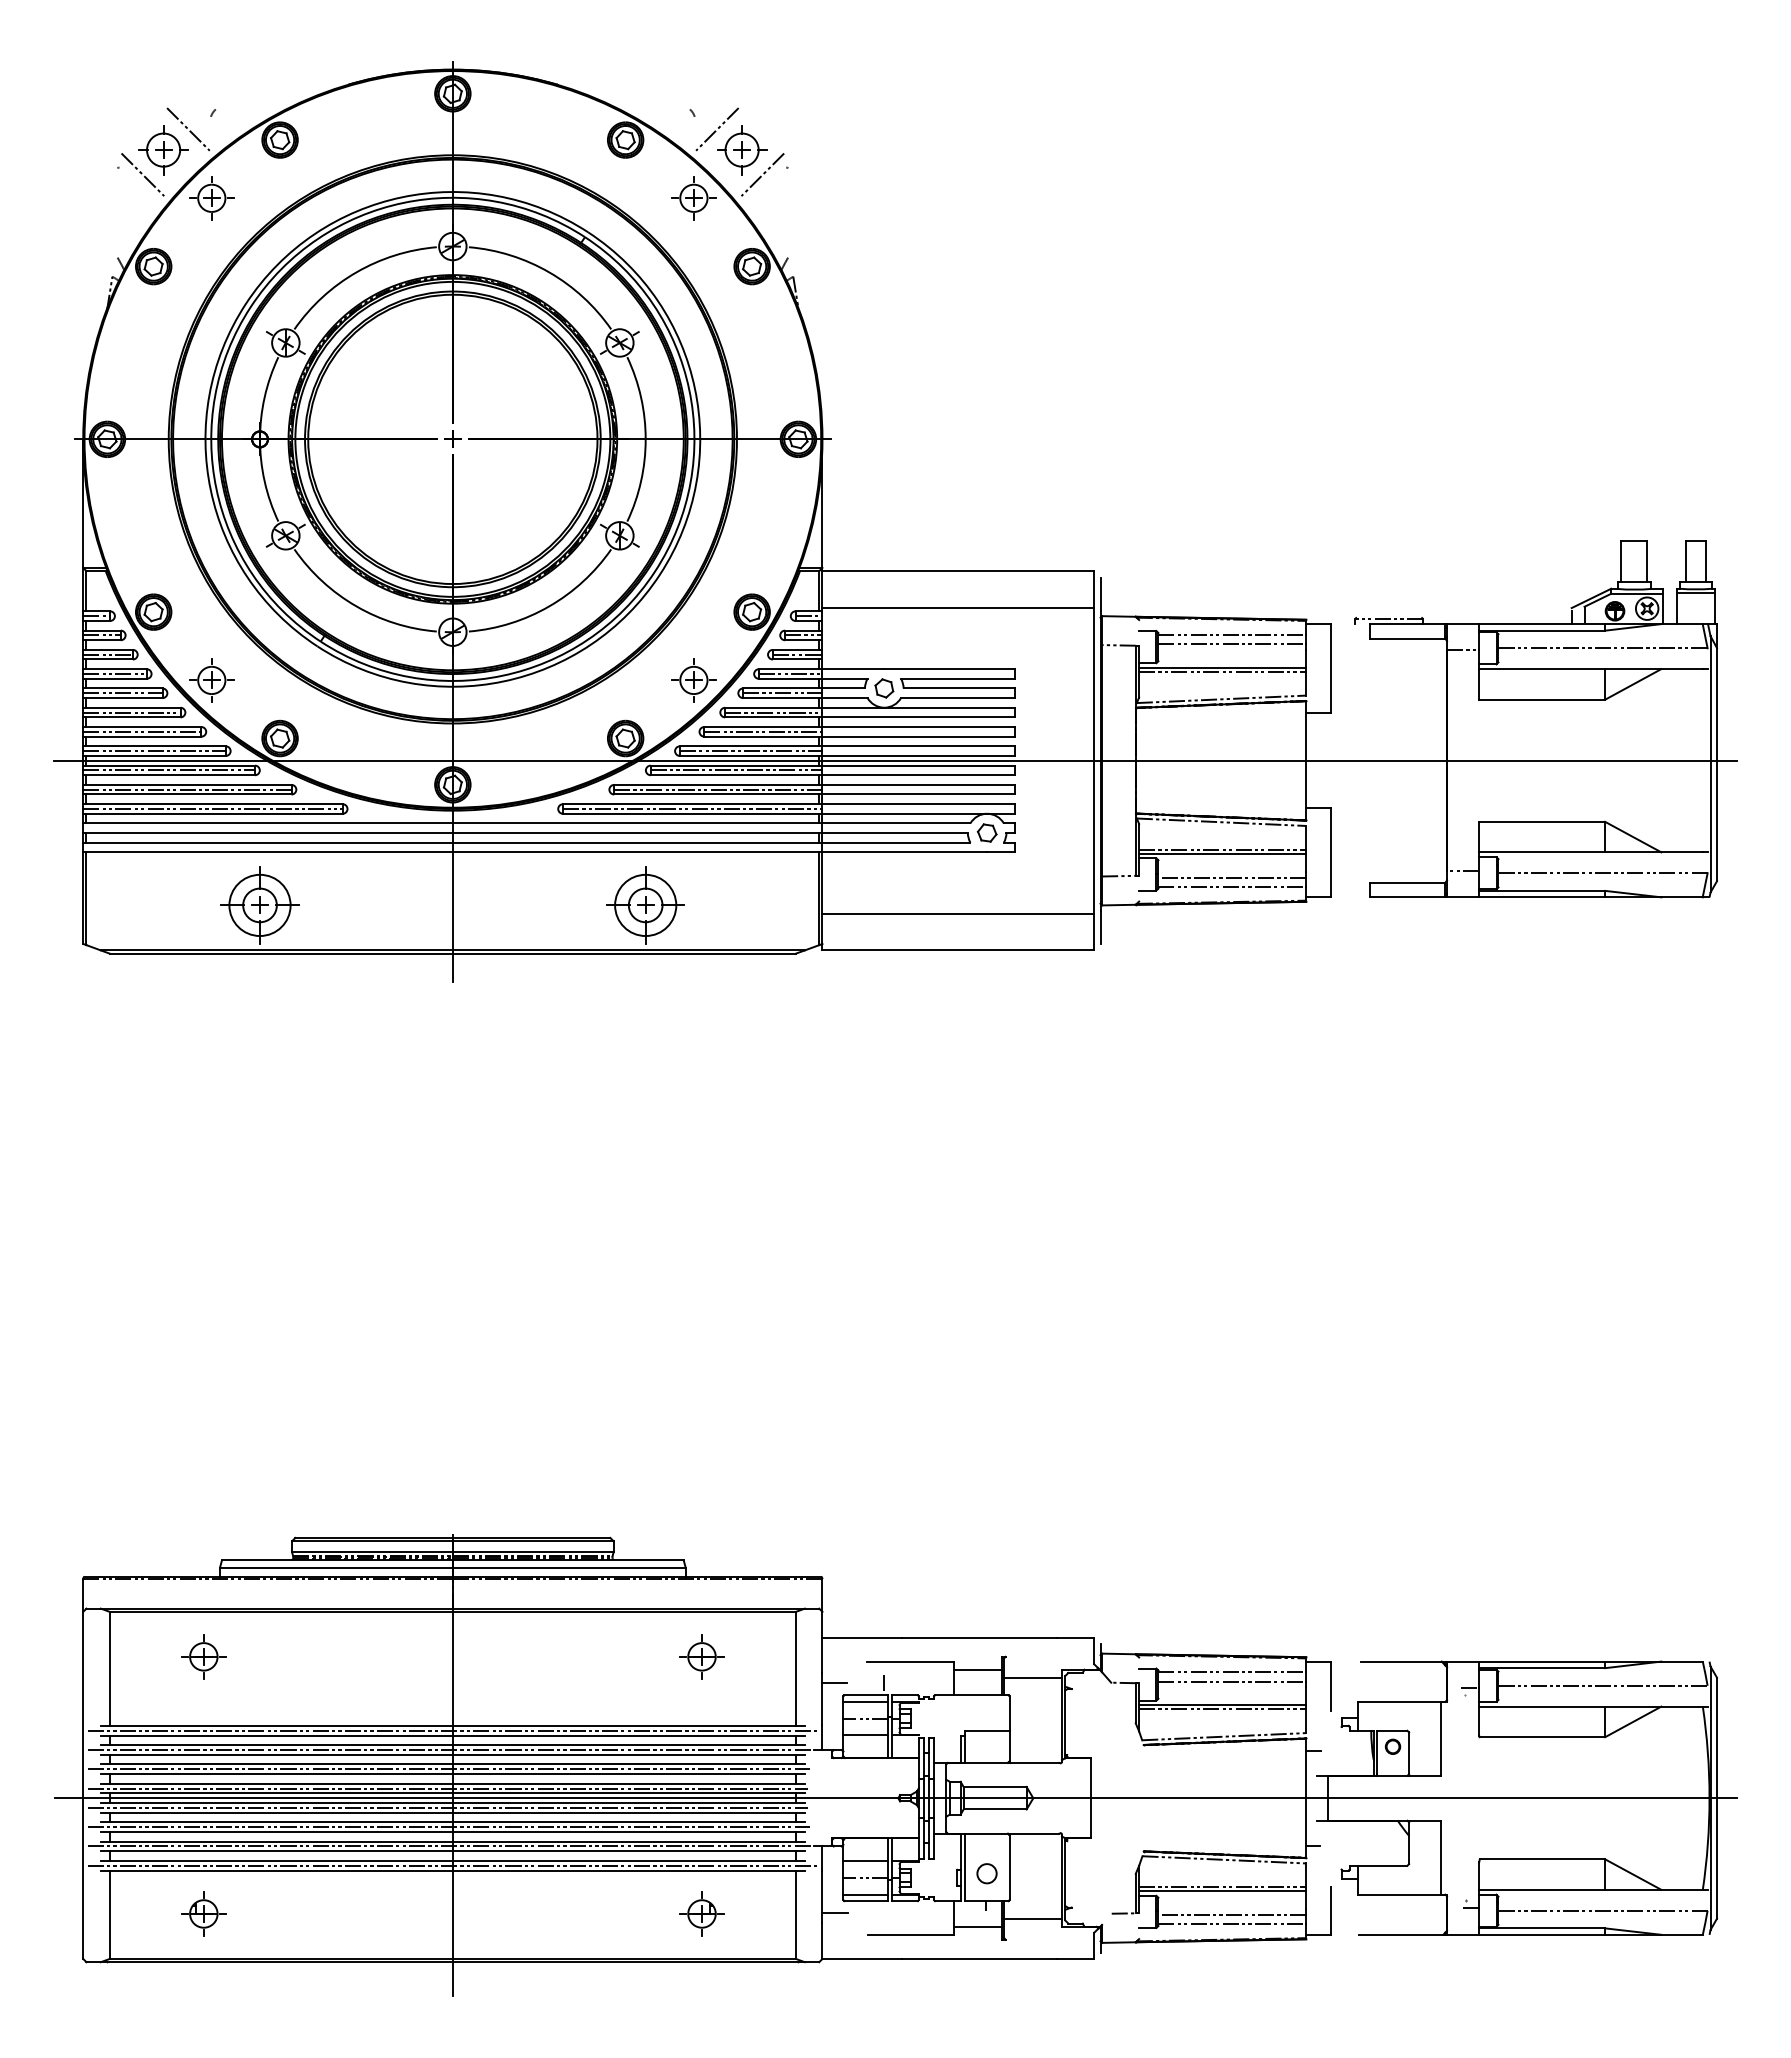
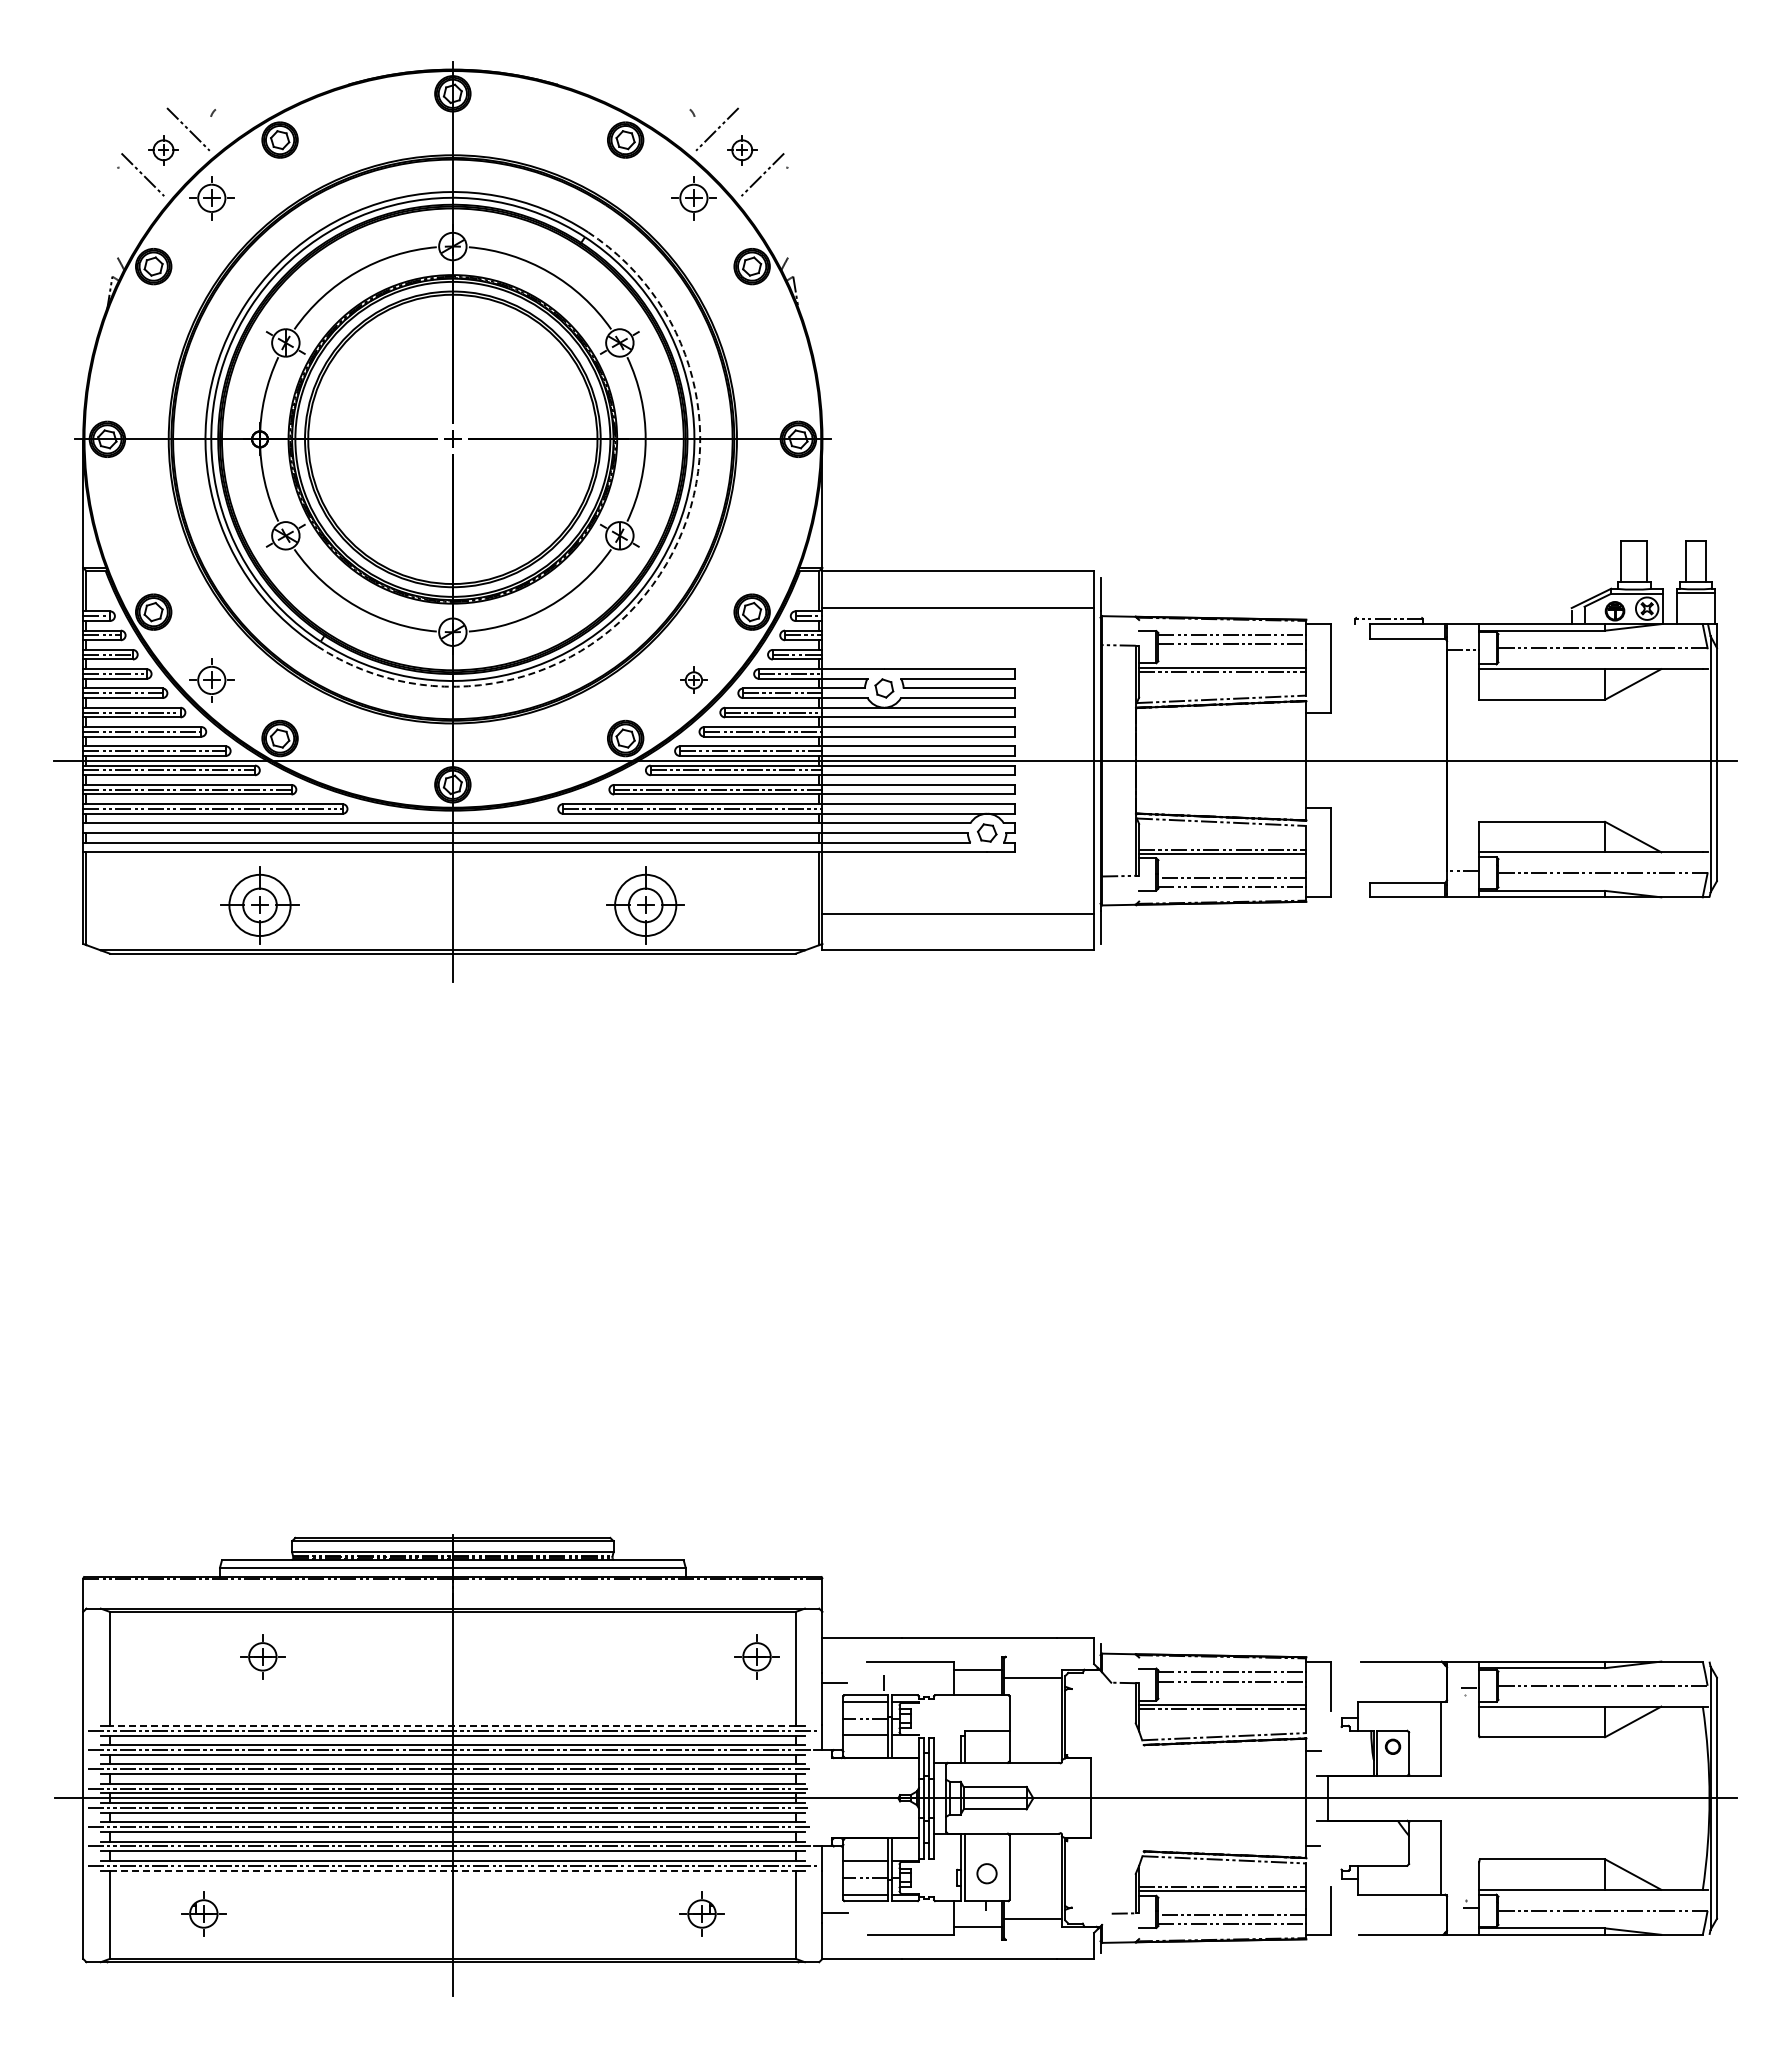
part size: 51x51 px -> 31x31 px (163, 150)
part size: 51x51 px -> 31x31 px (742, 150)
arc: solid -> dashed (659, 574)
part size: 46x45 px -> 28x28 px (693, 679)
part position: (203, 1656) -> (262, 1656) (262, 1656)
part position: (701, 1656) -> (756, 1656) (756, 1656)
line: solid -> dashed (452, 1725)
line: solid -> dashed (453, 1870)
